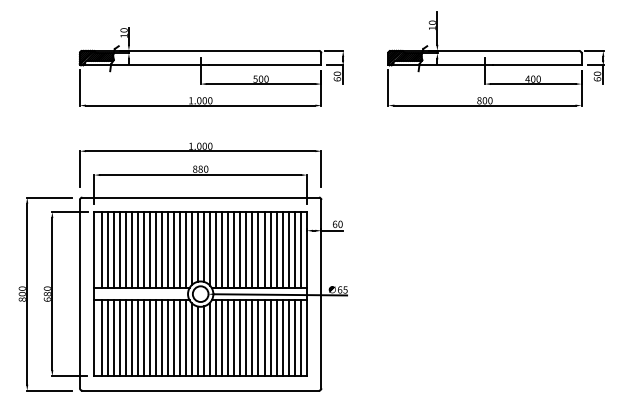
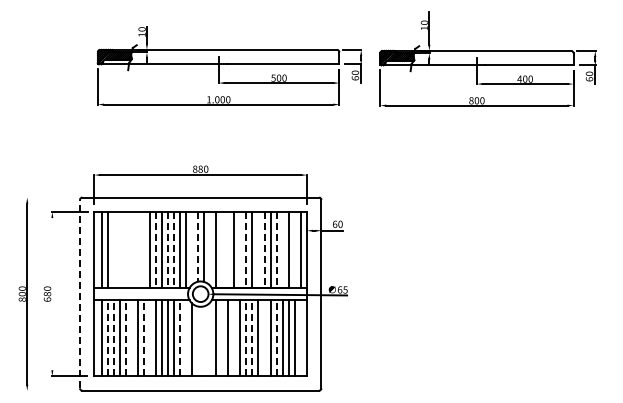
part position: (495, 58) -> (487, 58) (487, 58)
part position: (210, 66) -> (228, 65) (228, 65)
part: present -> none (200, 151)
line: present -> none (48, 197)
line: solid -> dashed (198, 246)
line: present -> none (192, 248)
line: present -> none (210, 248)
line: present -> none (113, 250)
line: present -> none (119, 250)
line: present -> none (125, 250)
line: present -> none (131, 250)
line: present -> none (137, 250)
line: present -> none (143, 250)
line: solid -> dashed (155, 250)
line: solid -> dashed (167, 250)
line: solid -> dashed (173, 250)
line: present -> none (222, 250)
line: present -> none (228, 250)
line: present -> none (240, 250)
line: solid -> dashed (246, 250)
line: present -> none (258, 250)
line: solid -> dashed (264, 250)
line: solid -> dashed (276, 250)
line: present -> none (282, 250)
line: present -> none (294, 250)
line: solid -> dashed (79, 293)
line: present -> none (52, 294)
line: solid -> dashed (107, 337)
line: solid -> dashed (113, 337)
line: solid -> dashed (125, 337)
line: solid -> dashed (143, 337)
line: solid -> dashed (180, 337)
line: solid -> dashed (246, 337)
line: solid -> dashed (252, 337)
line: solid -> dashed (276, 337)
line: present -> none (131, 338)
line: present -> none (149, 338)
line: present -> none (186, 338)
line: present -> none (222, 338)
line: present -> none (234, 338)
line: present -> none (264, 338)
line: present -> none (300, 338)
line: present -> none (210, 339)
line: present -> none (198, 341)
line: present -> none (204, 341)
line: present -> none (48, 390)
